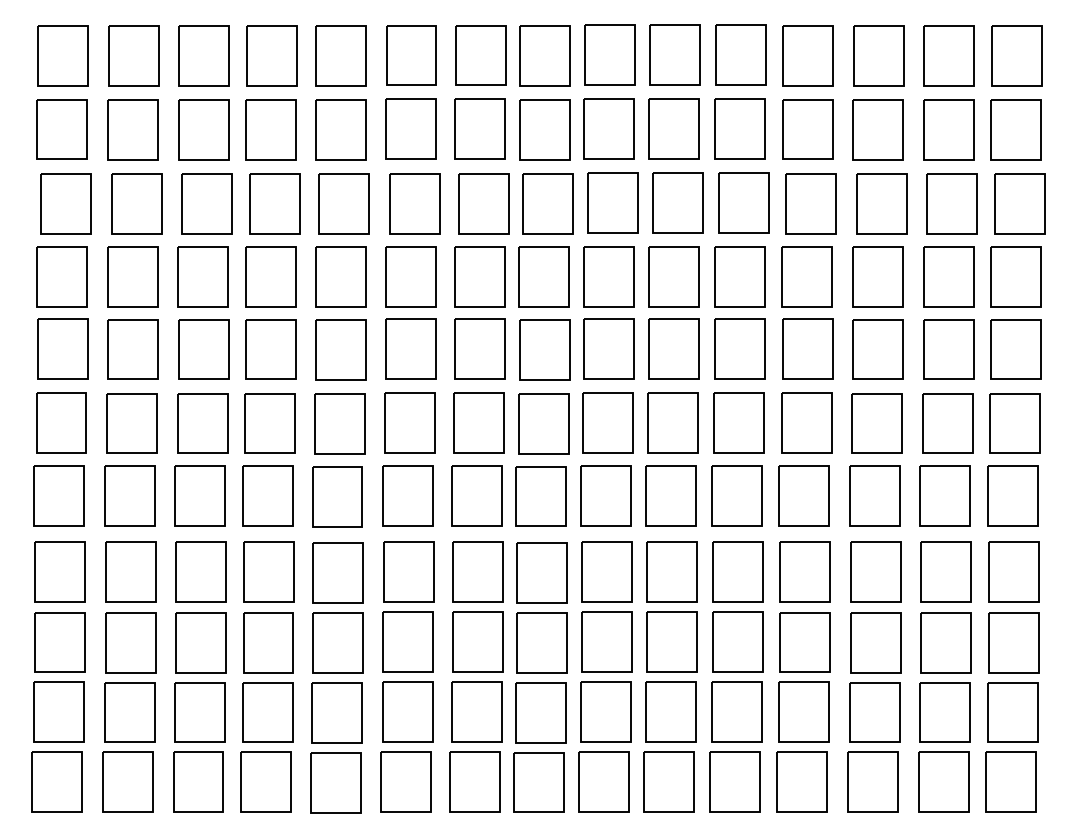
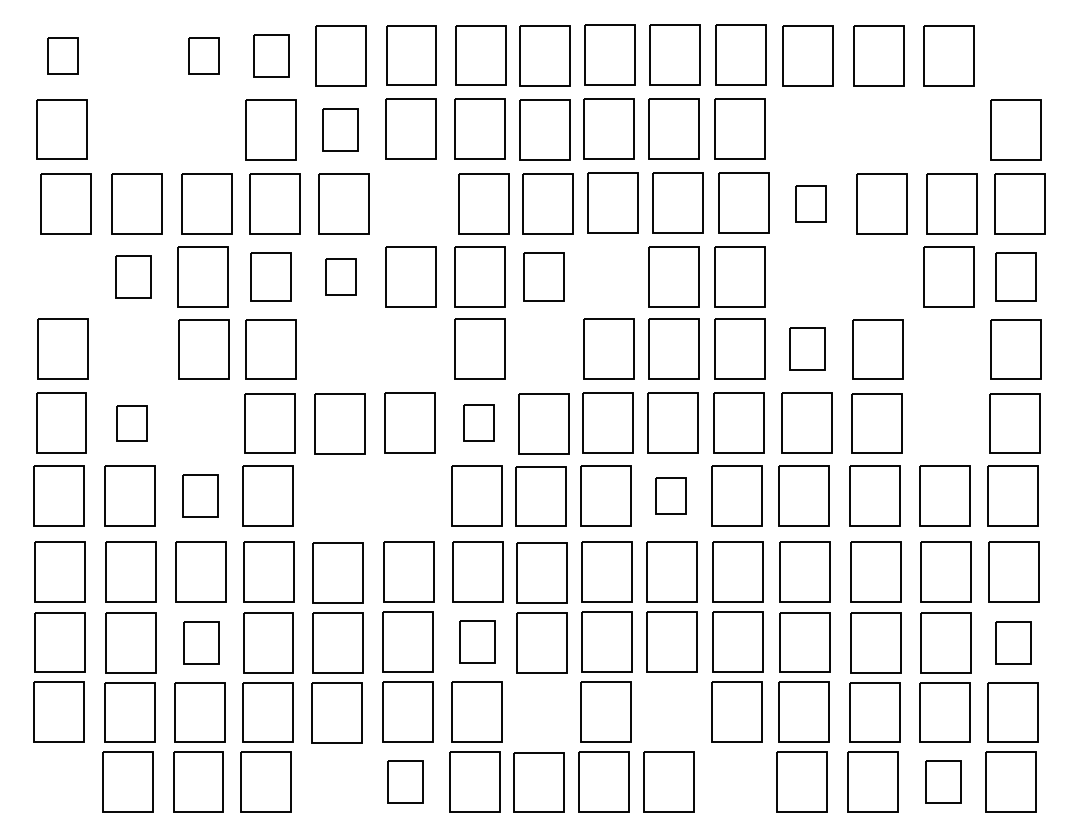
part size: 52x62 px -> 32x38 px (62, 55)
part: present -> none (133, 55)
part size: 52x62 px -> 32x38 px (203, 55)
part size: 52x62 px -> 37x44 px (271, 55)
part: present -> none (1016, 55)
part: present -> none (132, 129)
part: present -> none (203, 129)
part size: 52x62 px -> 37x44 px (340, 129)
part: present -> none (807, 129)
part: present -> none (877, 129)
part: present -> none (948, 129)
part: present -> none (414, 203)
part size: 52x62 px -> 32x38 px (810, 203)
part: present -> none (61, 276)
part size: 52x62 px -> 37x44 px (133, 276)
part size: 52x62 px -> 42x50 px (270, 276)
part size: 52x62 px -> 32x38 px (340, 276)
part size: 52x62 px -> 42x50 px (543, 276)
part: present -> none (608, 276)
part: present -> none (806, 276)
part: present -> none (877, 276)
part size: 52x62 px -> 42x50 px (1015, 276)
part: present -> none (410, 348)
part size: 52x62 px -> 37x44 px (807, 348)
part: present -> none (132, 349)
part: present -> none (340, 349)
part: present -> none (544, 349)
part: present -> none (948, 349)
part size: 52x62 px -> 32x38 px (478, 422)
part size: 52x61 px -> 32x37 px (131, 423)
part: present -> none (202, 423)
part: present -> none (947, 423)
part size: 52x62 px -> 37x44 px (200, 495)
part: present -> none (407, 495)
part size: 52x62 px -> 32x38 px (670, 495)
part: present -> none (337, 496)
part size: 52x62 px -> 37x44 px (477, 641)
part size: 52x62 px -> 37x44 px (201, 642)
part size: 52x62 px -> 37x44 px (1013, 642)
part: present -> none (670, 711)
part: present -> none (540, 712)
part: present -> none (56, 781)
part size: 52x62 px -> 37x44 px (405, 781)
part: present -> none (734, 781)
part size: 52x62 px -> 37x44 px (943, 781)
part: present -> none (335, 782)
